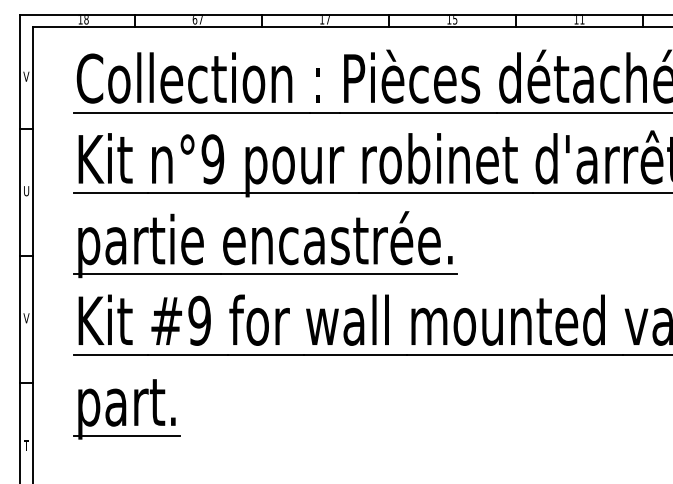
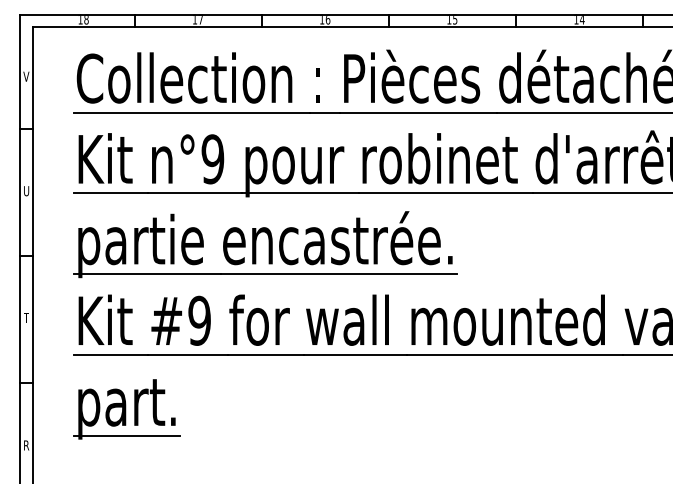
text: 67 -> 17 (194, 20)
text: 17 -> 16 (327, 20)
text: 11 -> 14 (581, 20)
text: V -> T (26, 318)
text: T -> R (26, 445)
